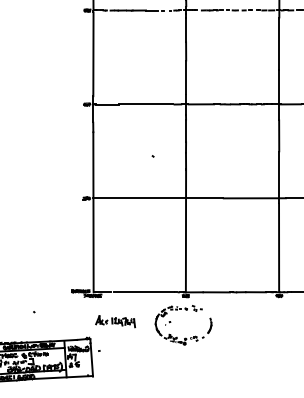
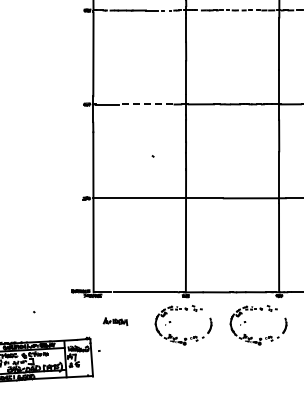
line: solid -> dashed (146, 104)
part size: 41x14 px -> 27x9 px (115, 321)
part: none -> present (260, 337)
